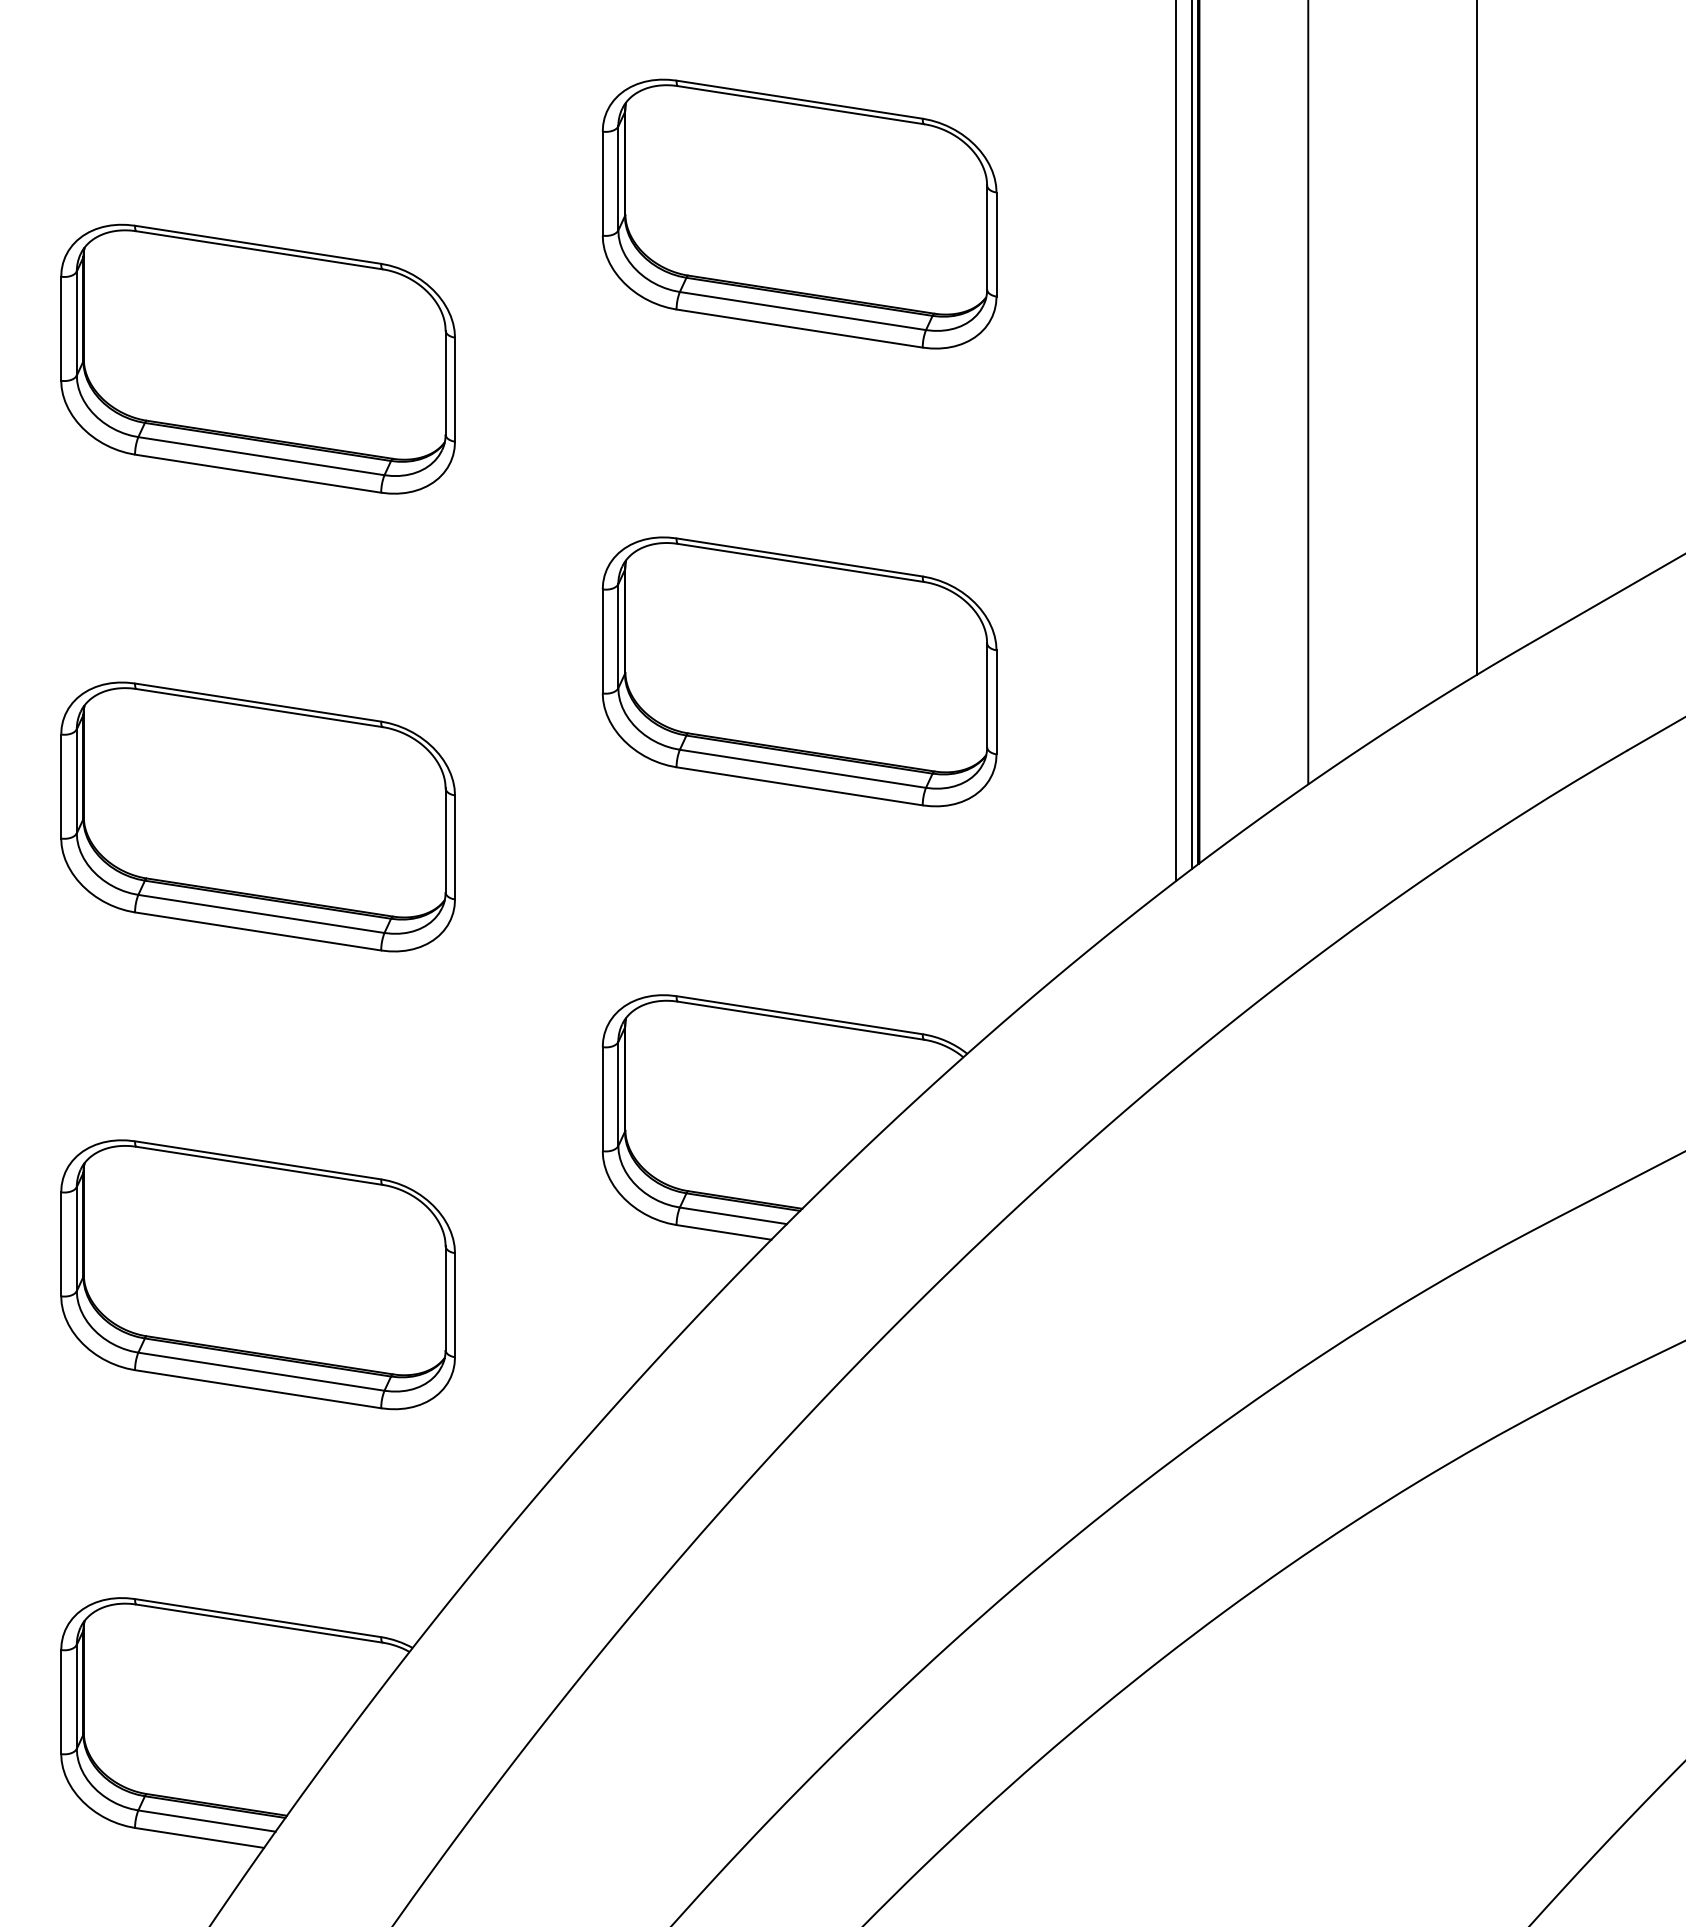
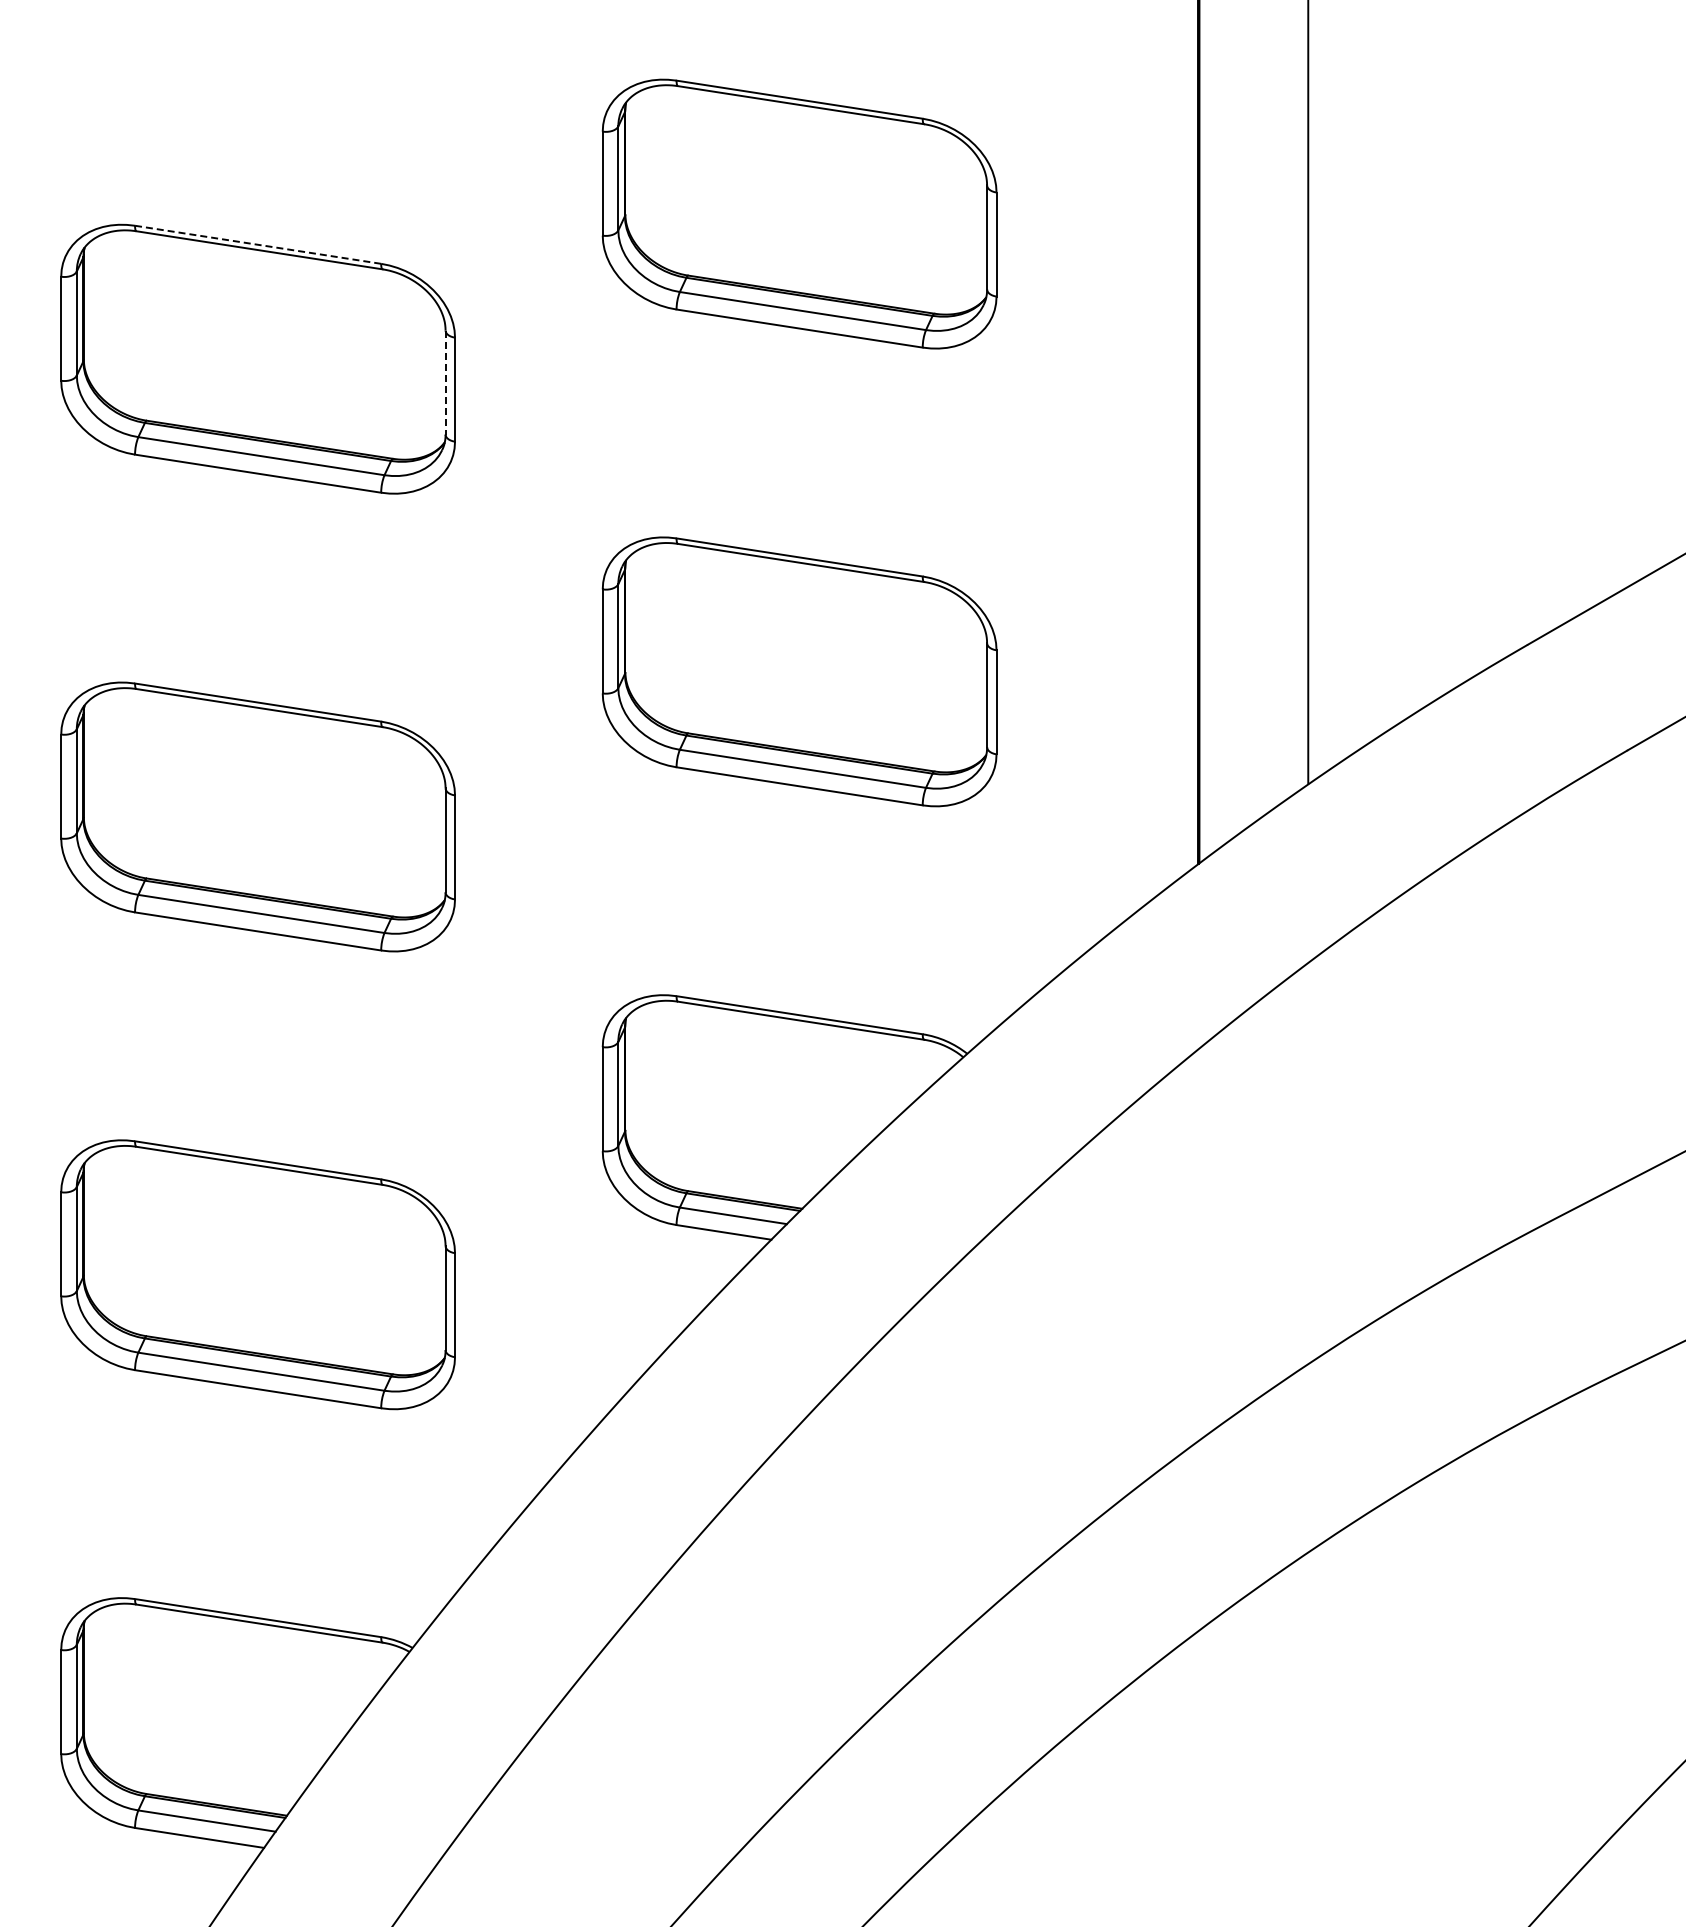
line: solid -> dashed (258, 244)
line: present -> none (1476, 338)
line: solid -> dashed (445, 383)
line: present -> none (1191, 435)
line: present -> none (1176, 441)
